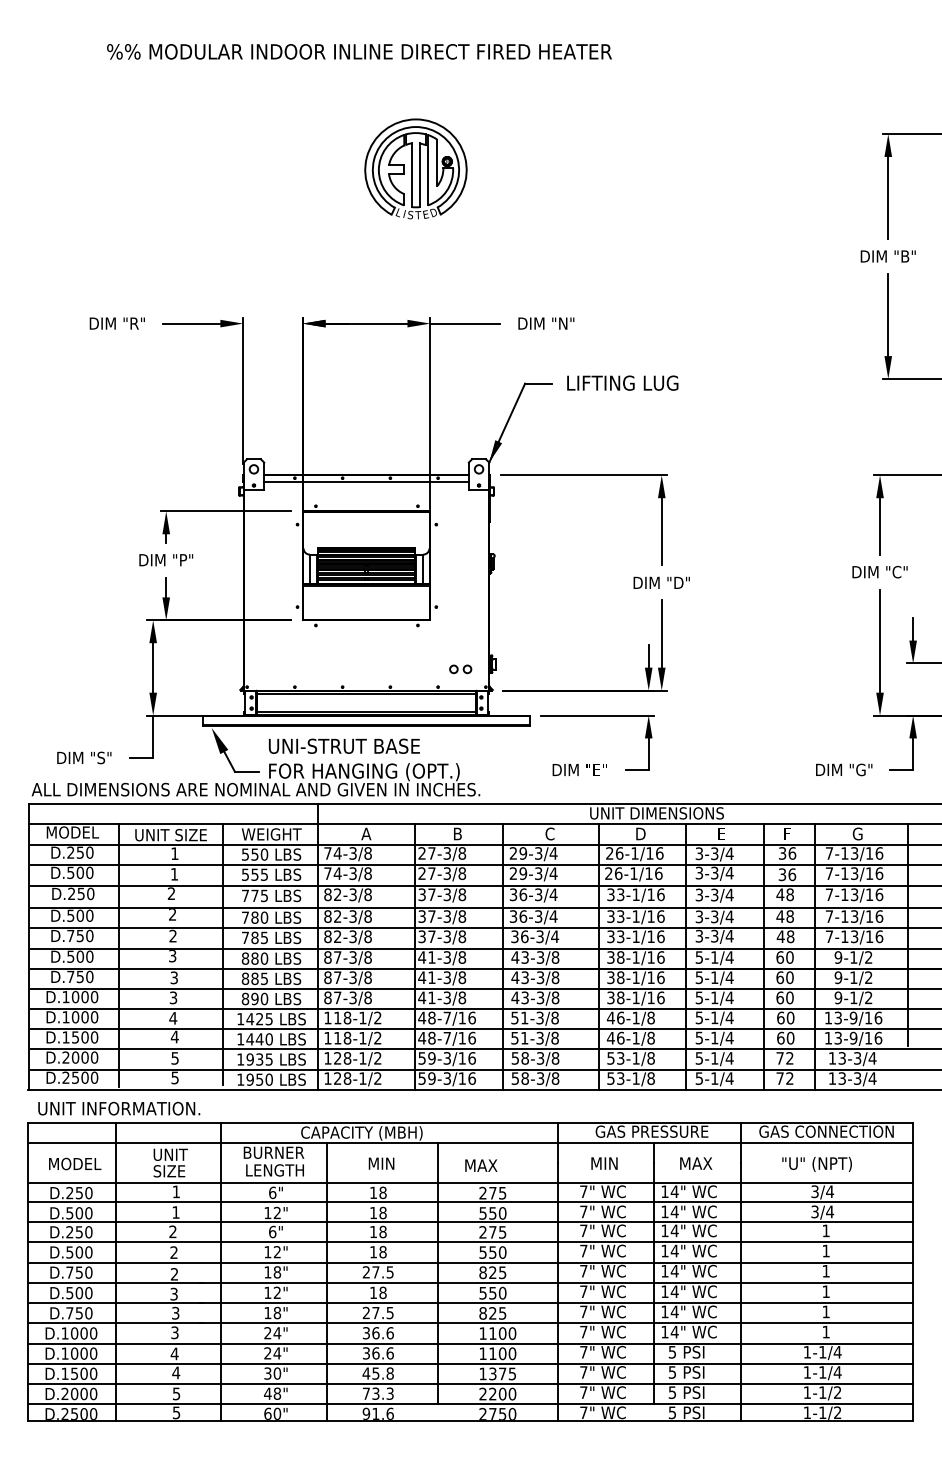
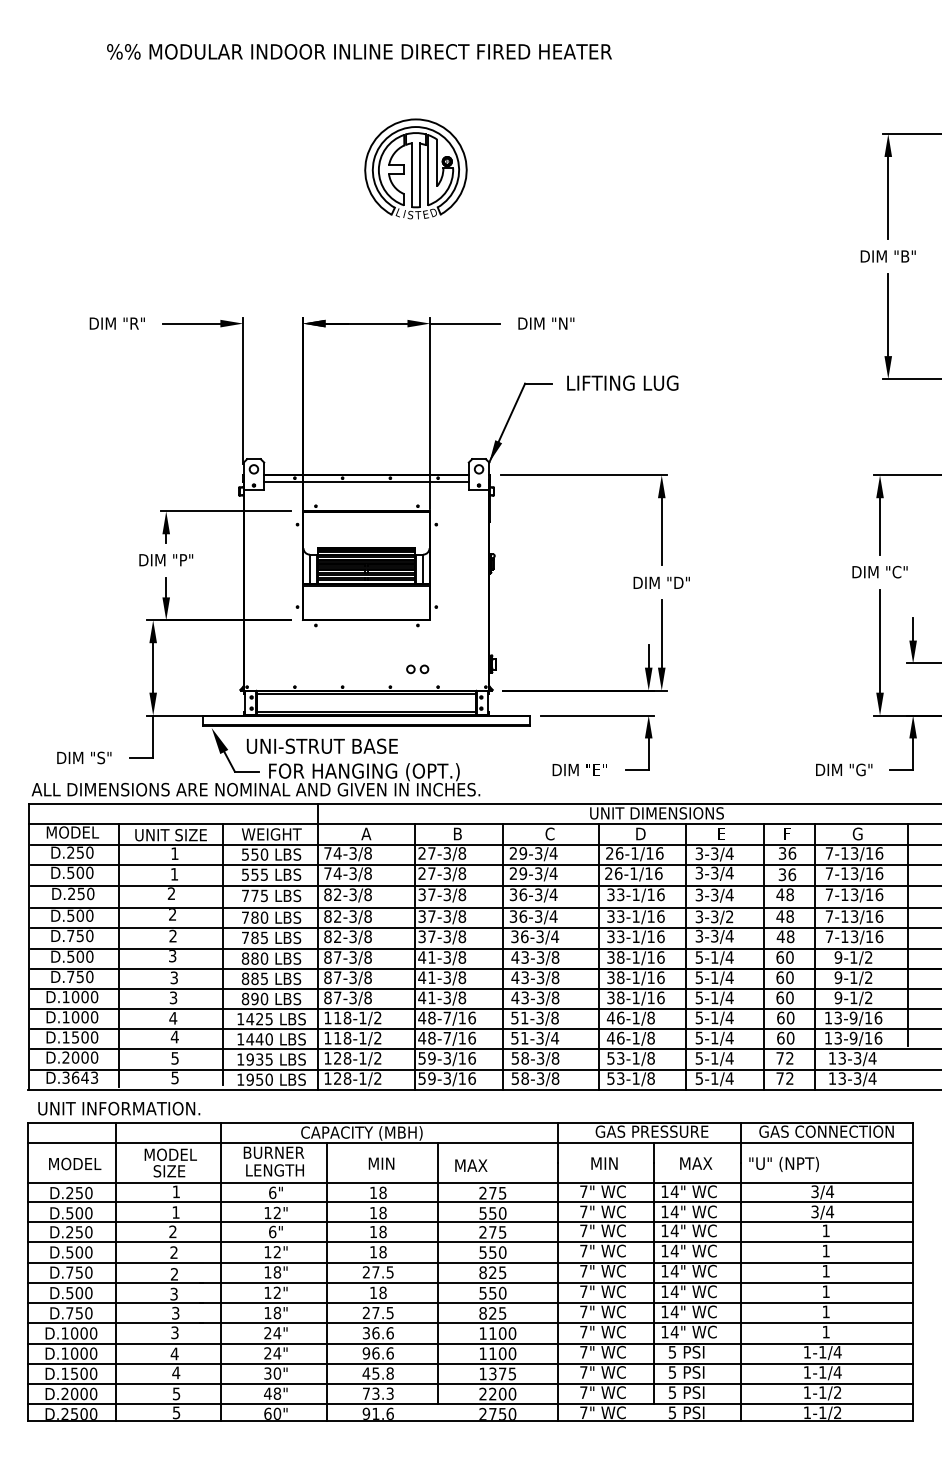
part position: (460, 669) -> (417, 669) (417, 669)
text position: (344, 745) -> (322, 745) (322, 745)
text: 3-3/4 -> 3-3/2 (729, 916)
text: 51-3/8 -> 51-3/4 (555, 1037)
text: D.2500 -> D.3643 (80, 1077)
text: UNIT -> MODEL (170, 1154)
text position: (816, 1163) -> (783, 1163) (783, 1163)
text position: (481, 1165) -> (471, 1165) (471, 1165)
text: 36.6 -> 96.6 (366, 1353)
